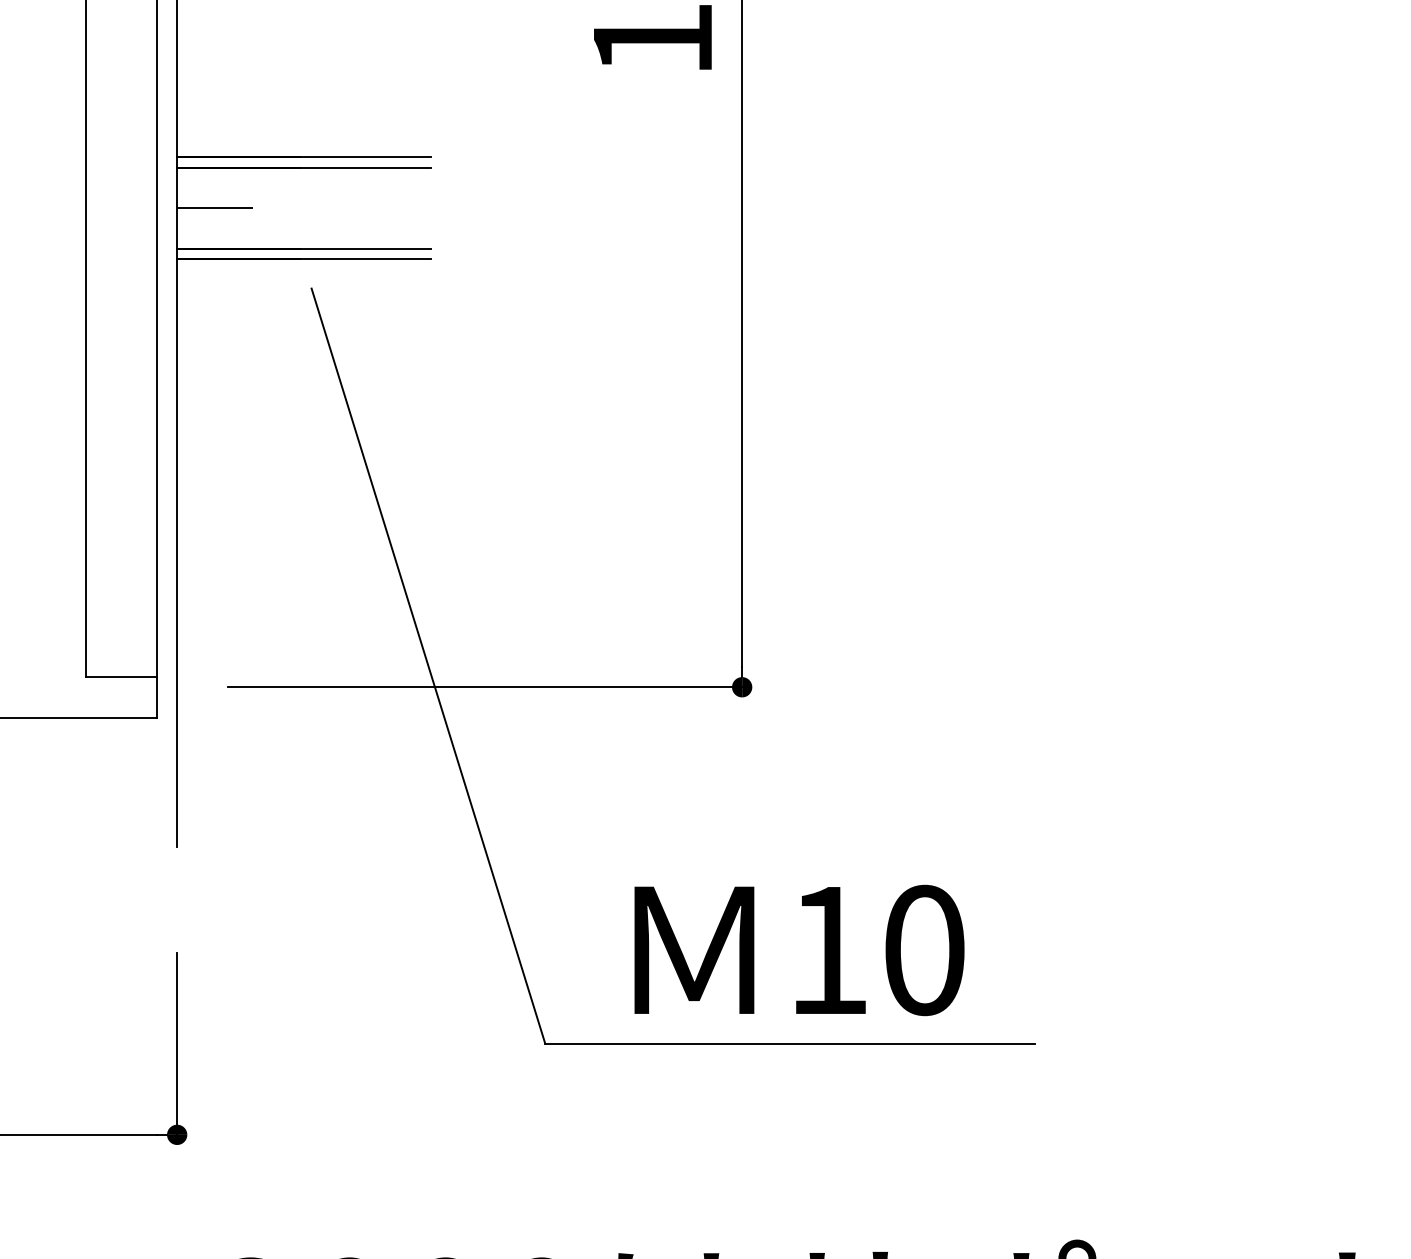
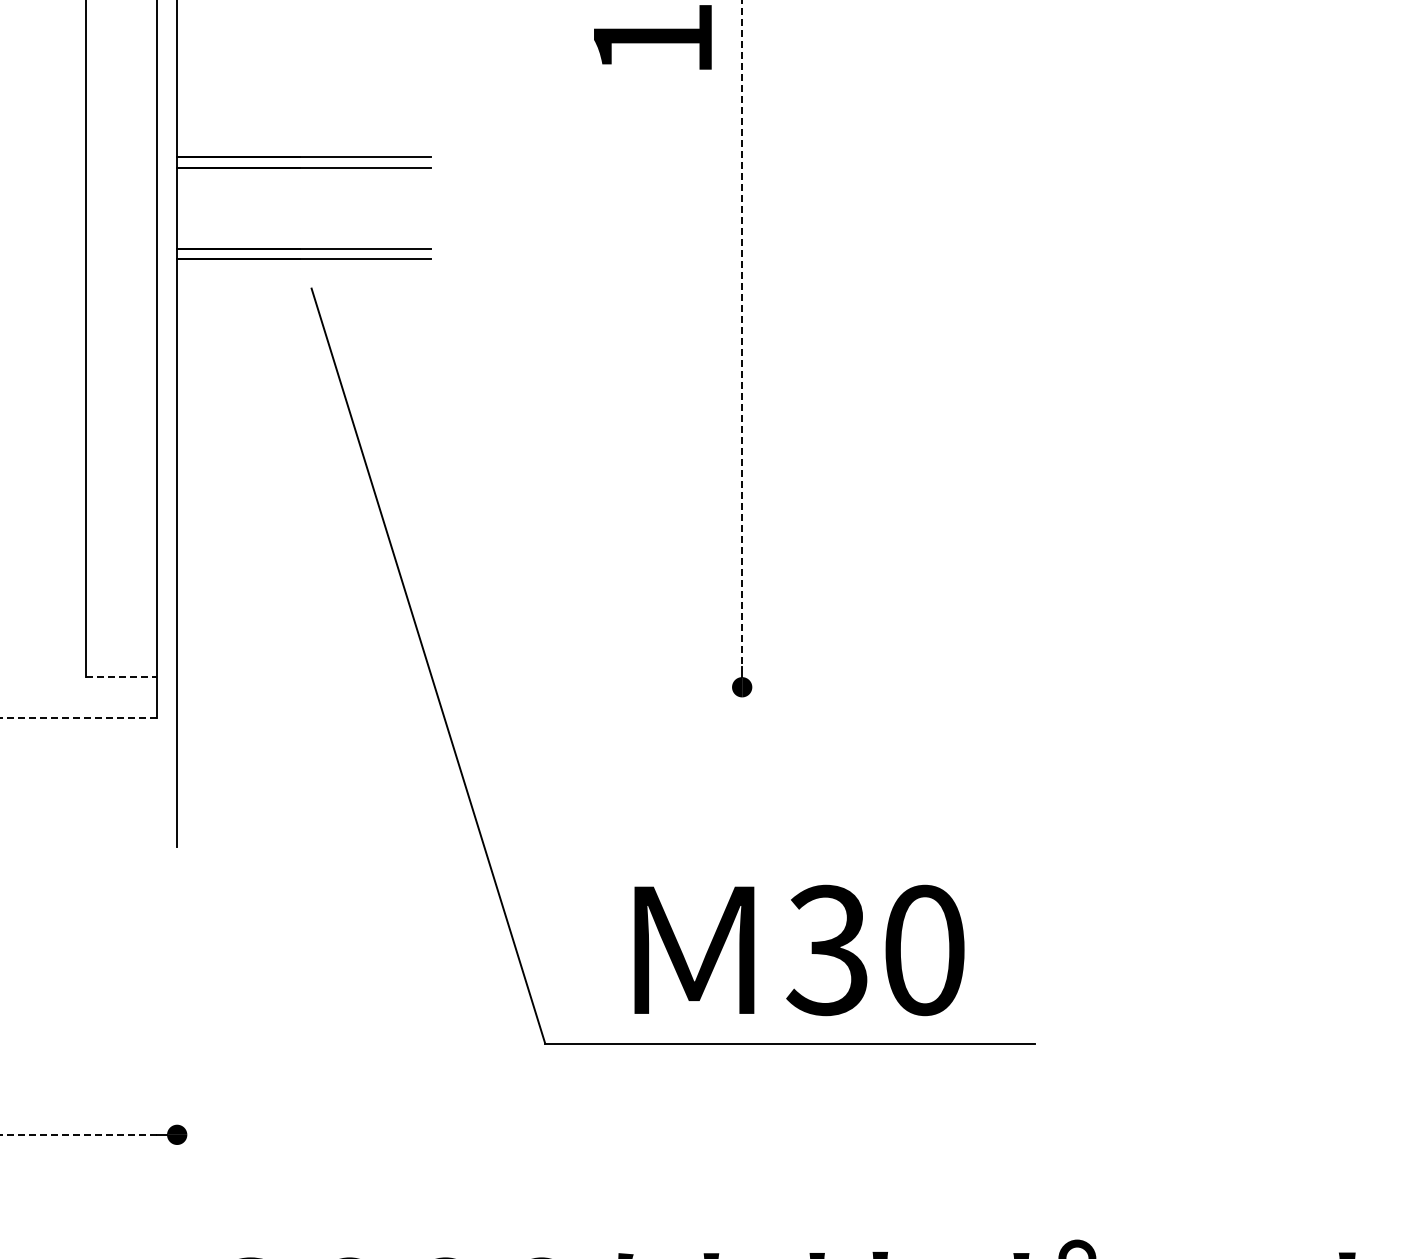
line: present -> none (214, 208)
line: solid -> dashed (742, 334)
line: solid -> dashed (121, 677)
line: present -> none (484, 687)
line: solid -> dashed (78, 717)
text: 10 -> 30 (826, 950)
line: present -> none (177, 1043)
line: solid -> dashed (78, 1134)
